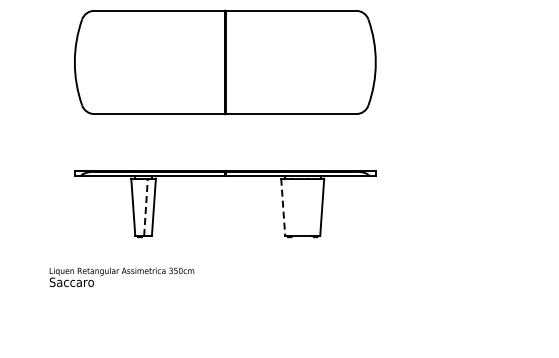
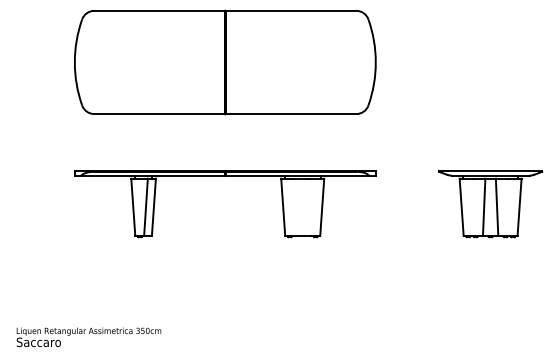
part: none -> present (490, 204)
line: dashed -> solid (146, 207)
line: dashed -> solid (283, 207)
text position: (121, 277) -> (88, 337) (88, 337)
